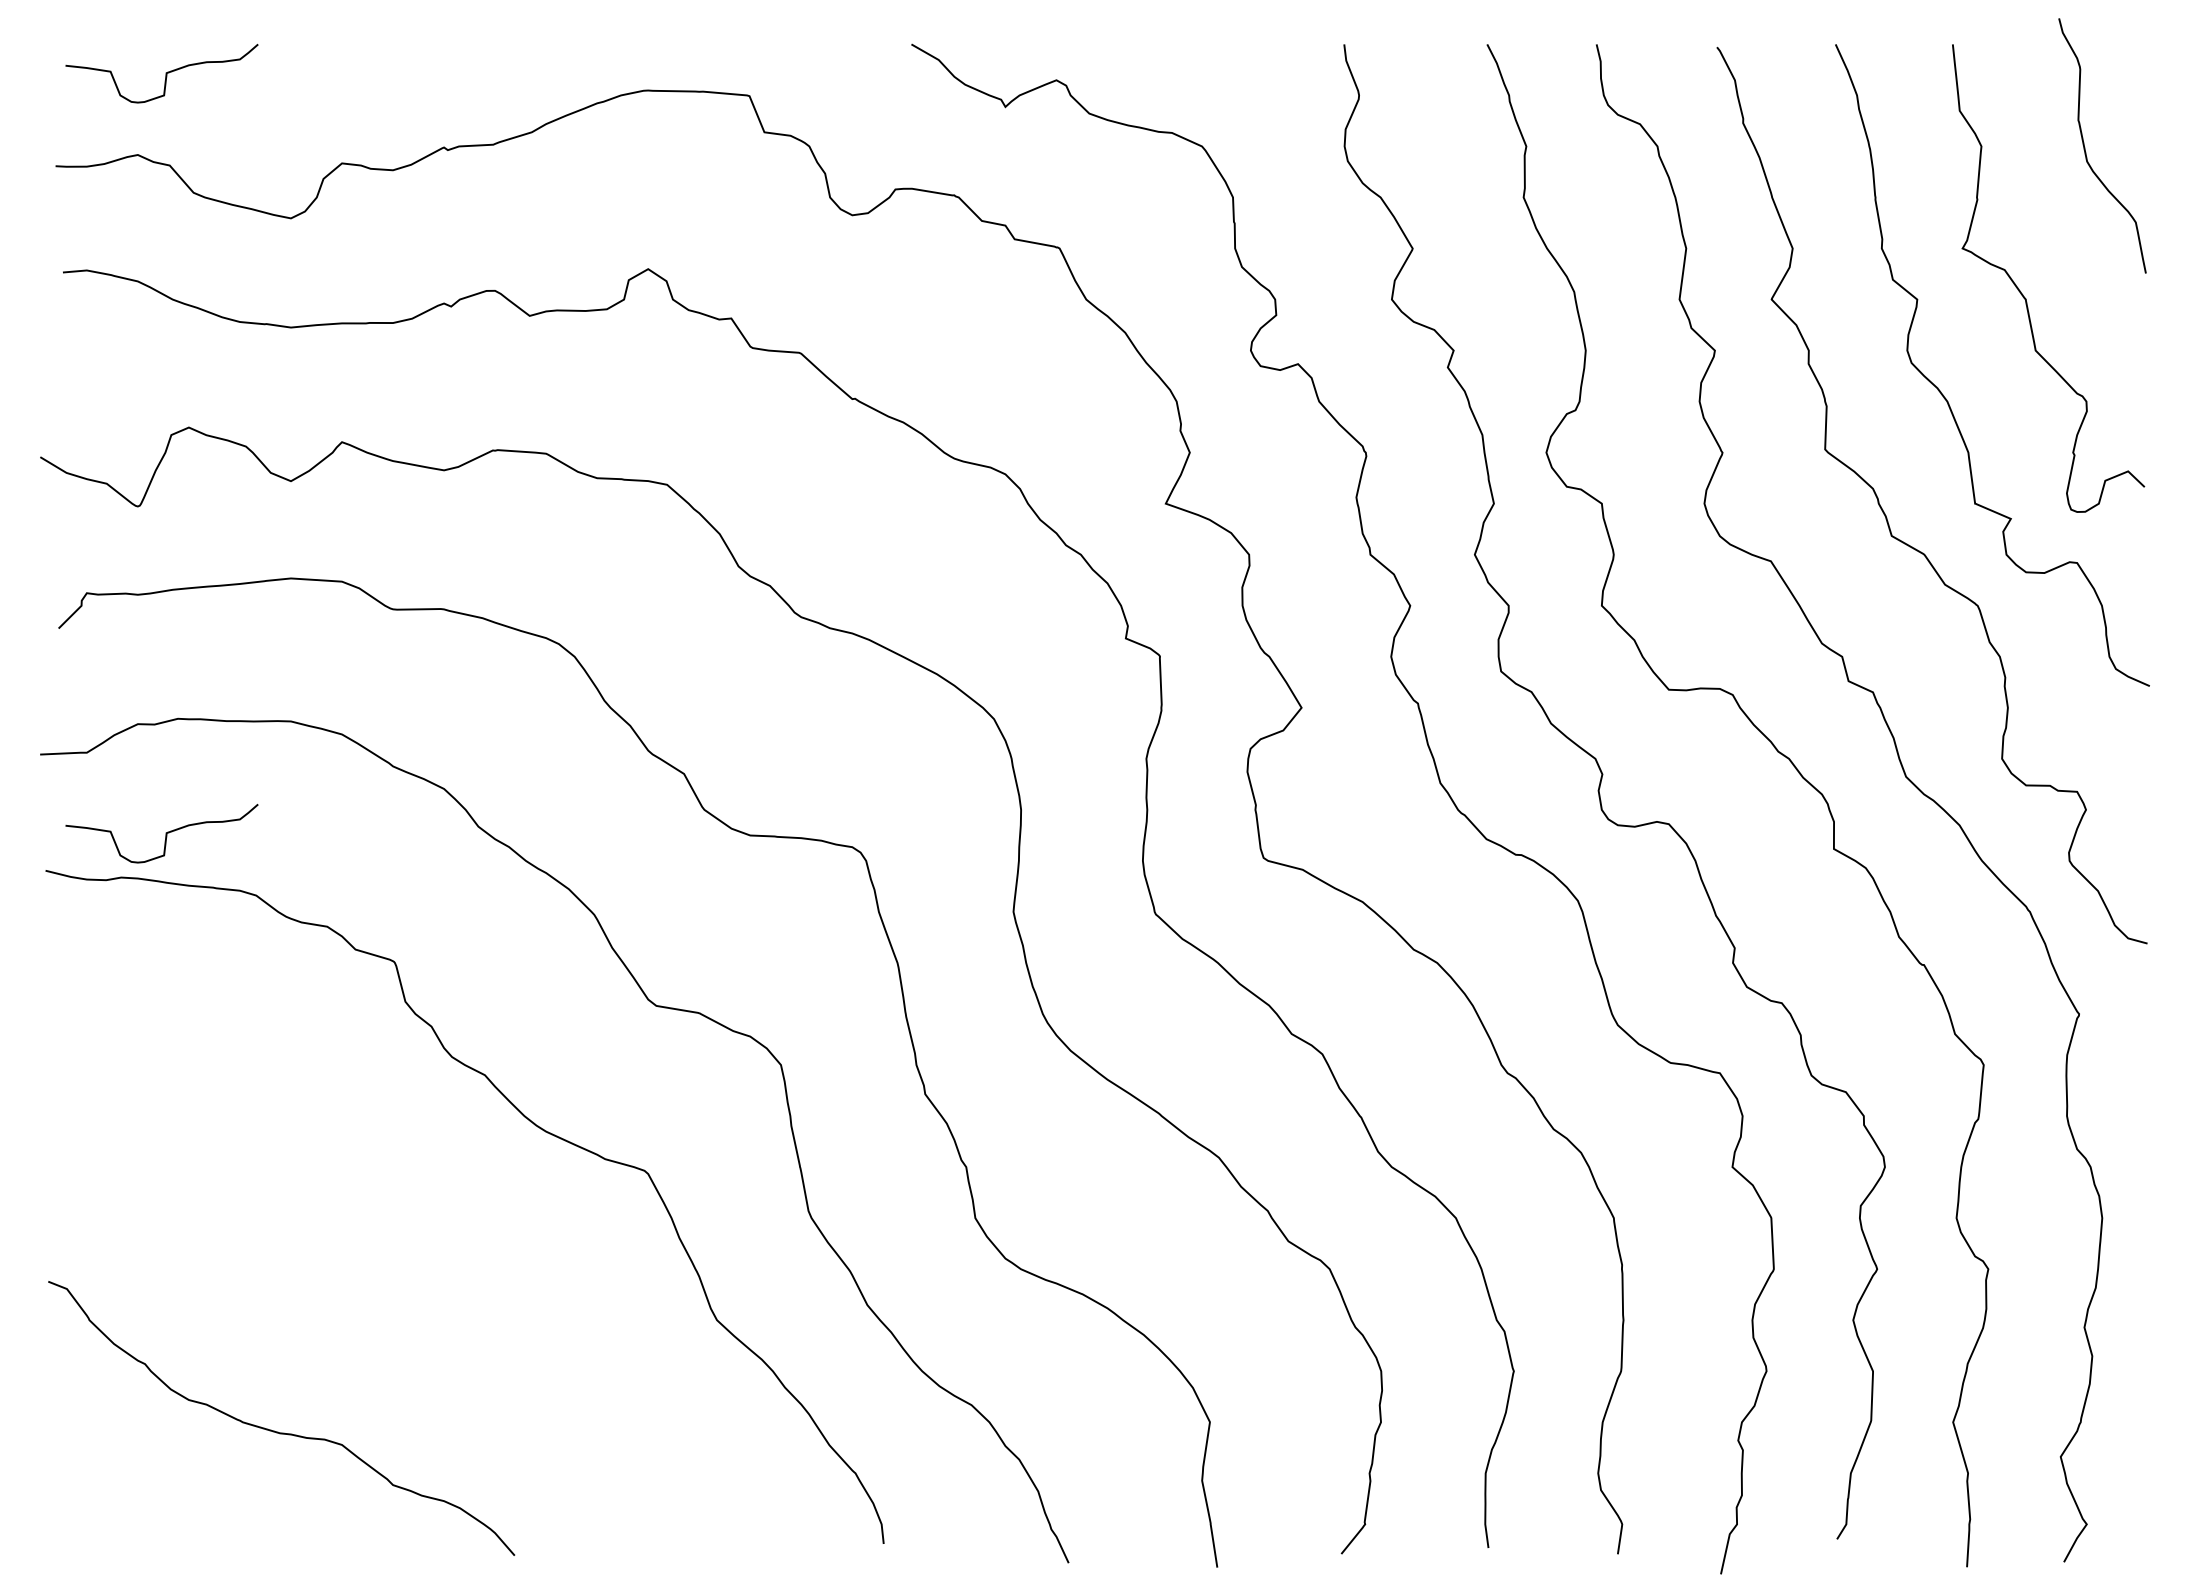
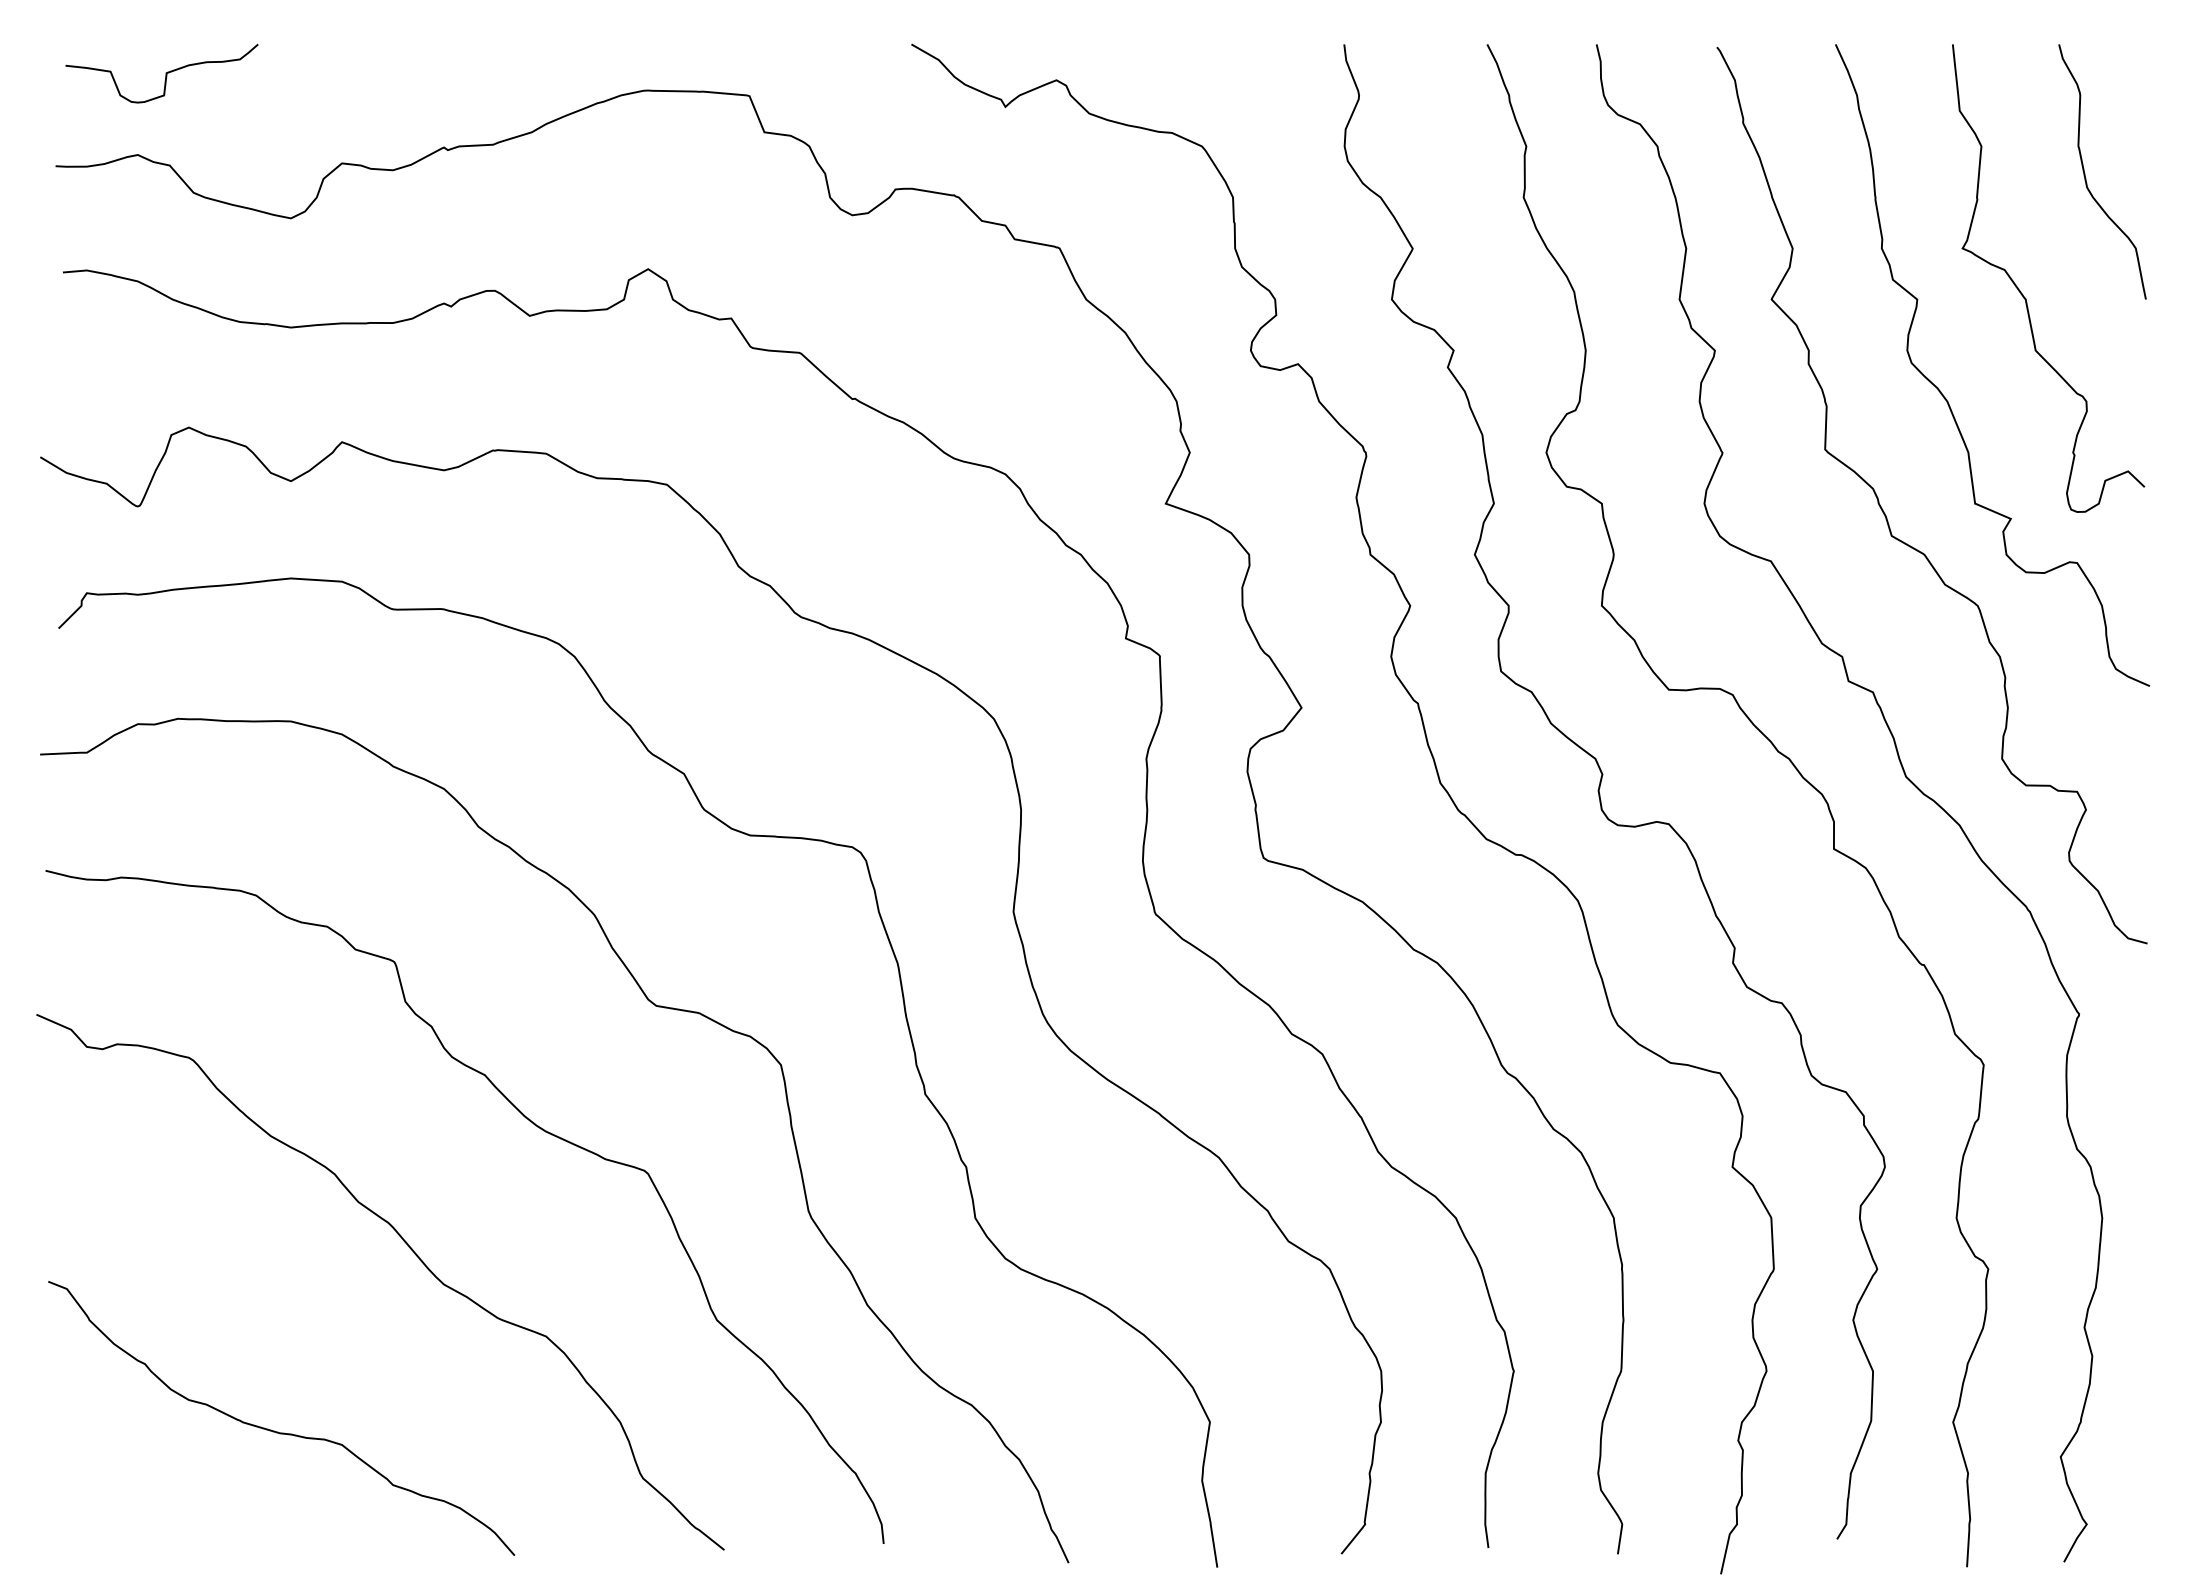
curve position: (2085, 147) -> (2085, 173) (2085, 173)
curve: present -> none (165, 833)
curve: none -> present (414, 1254)
